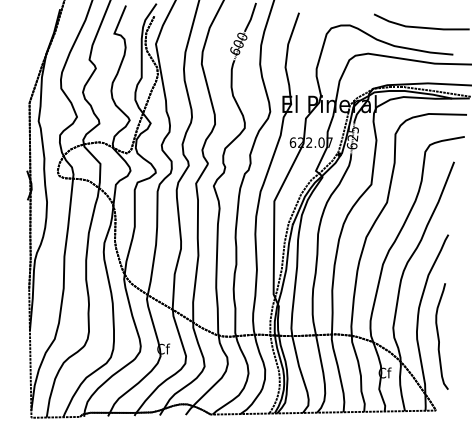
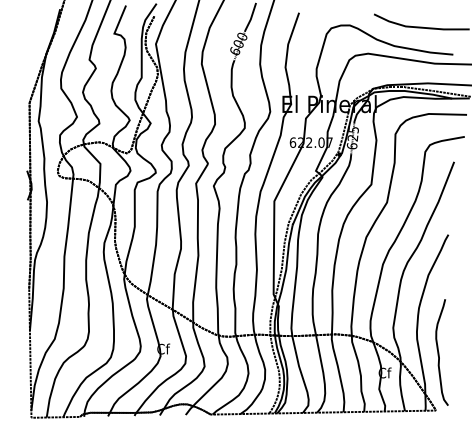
curve position: (439, 336) -> (439, 352) (439, 352)
